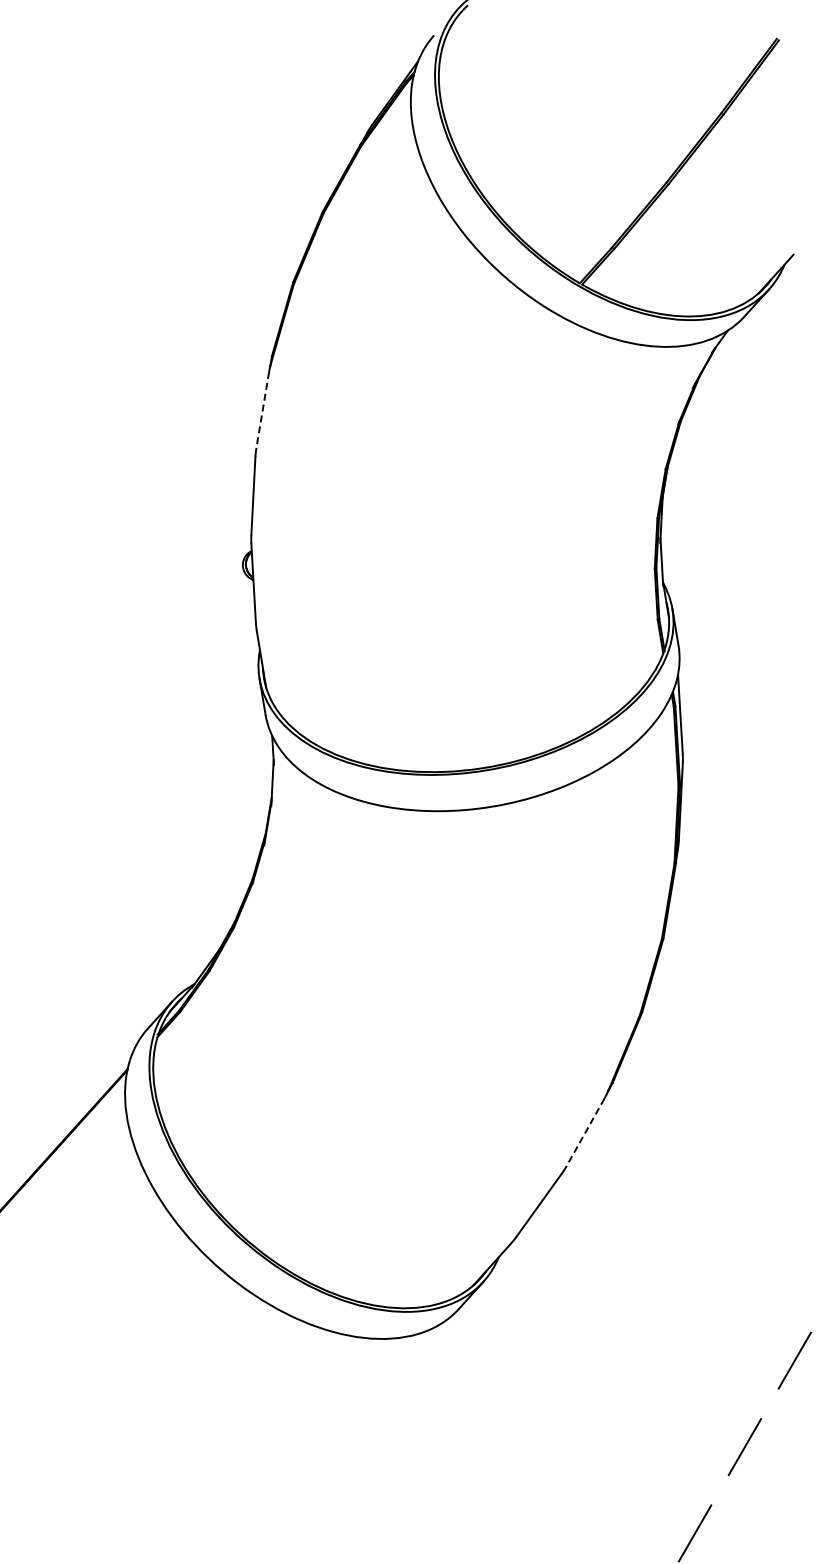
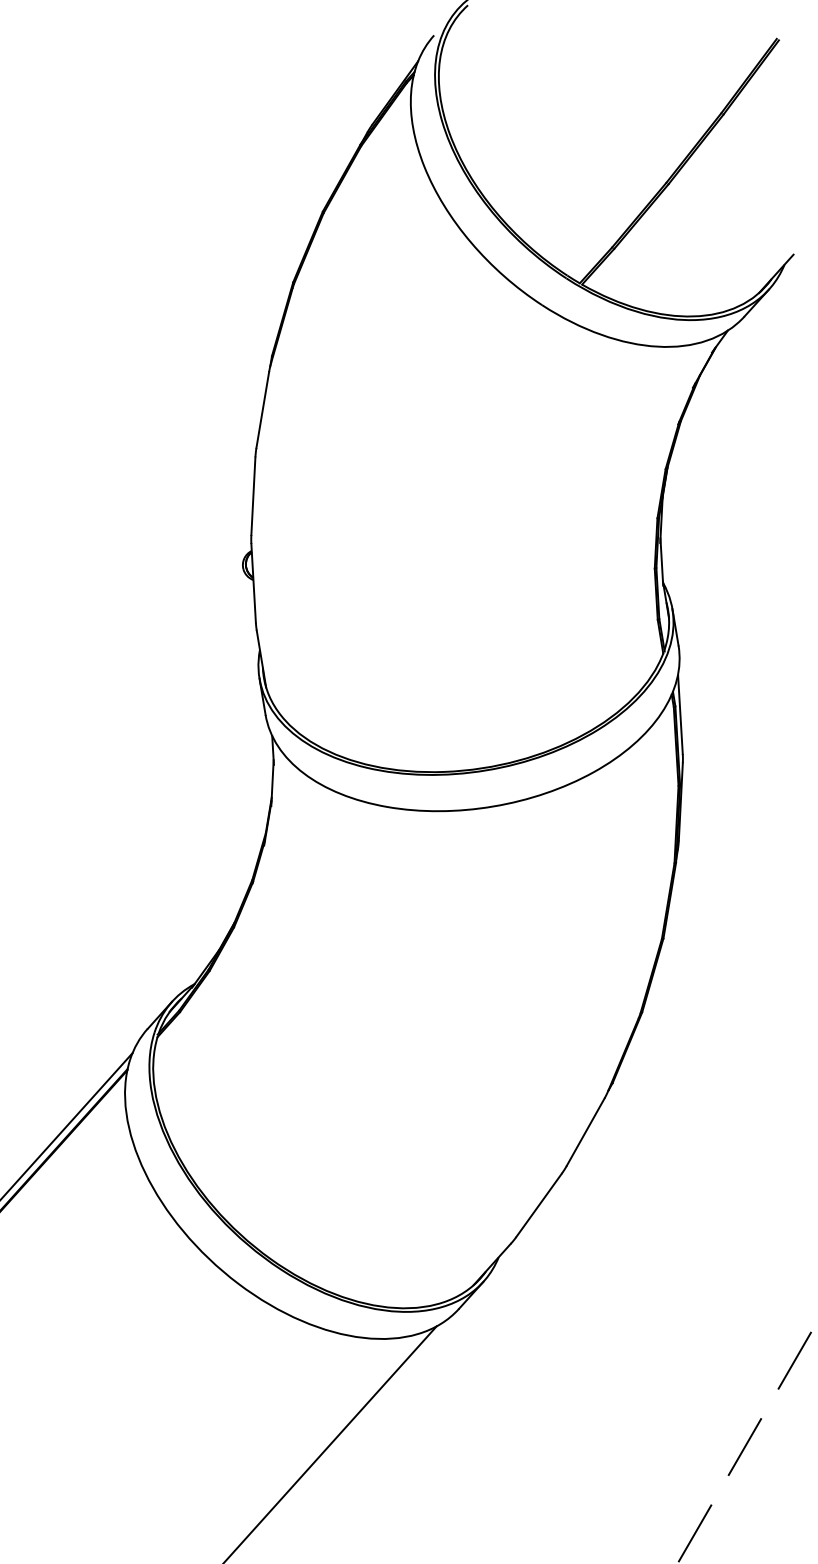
line: dashed -> solid (262, 410)
line: none -> present (67, 1125)
line: dashed -> solid (585, 1132)
line: none -> present (330, 1443)
